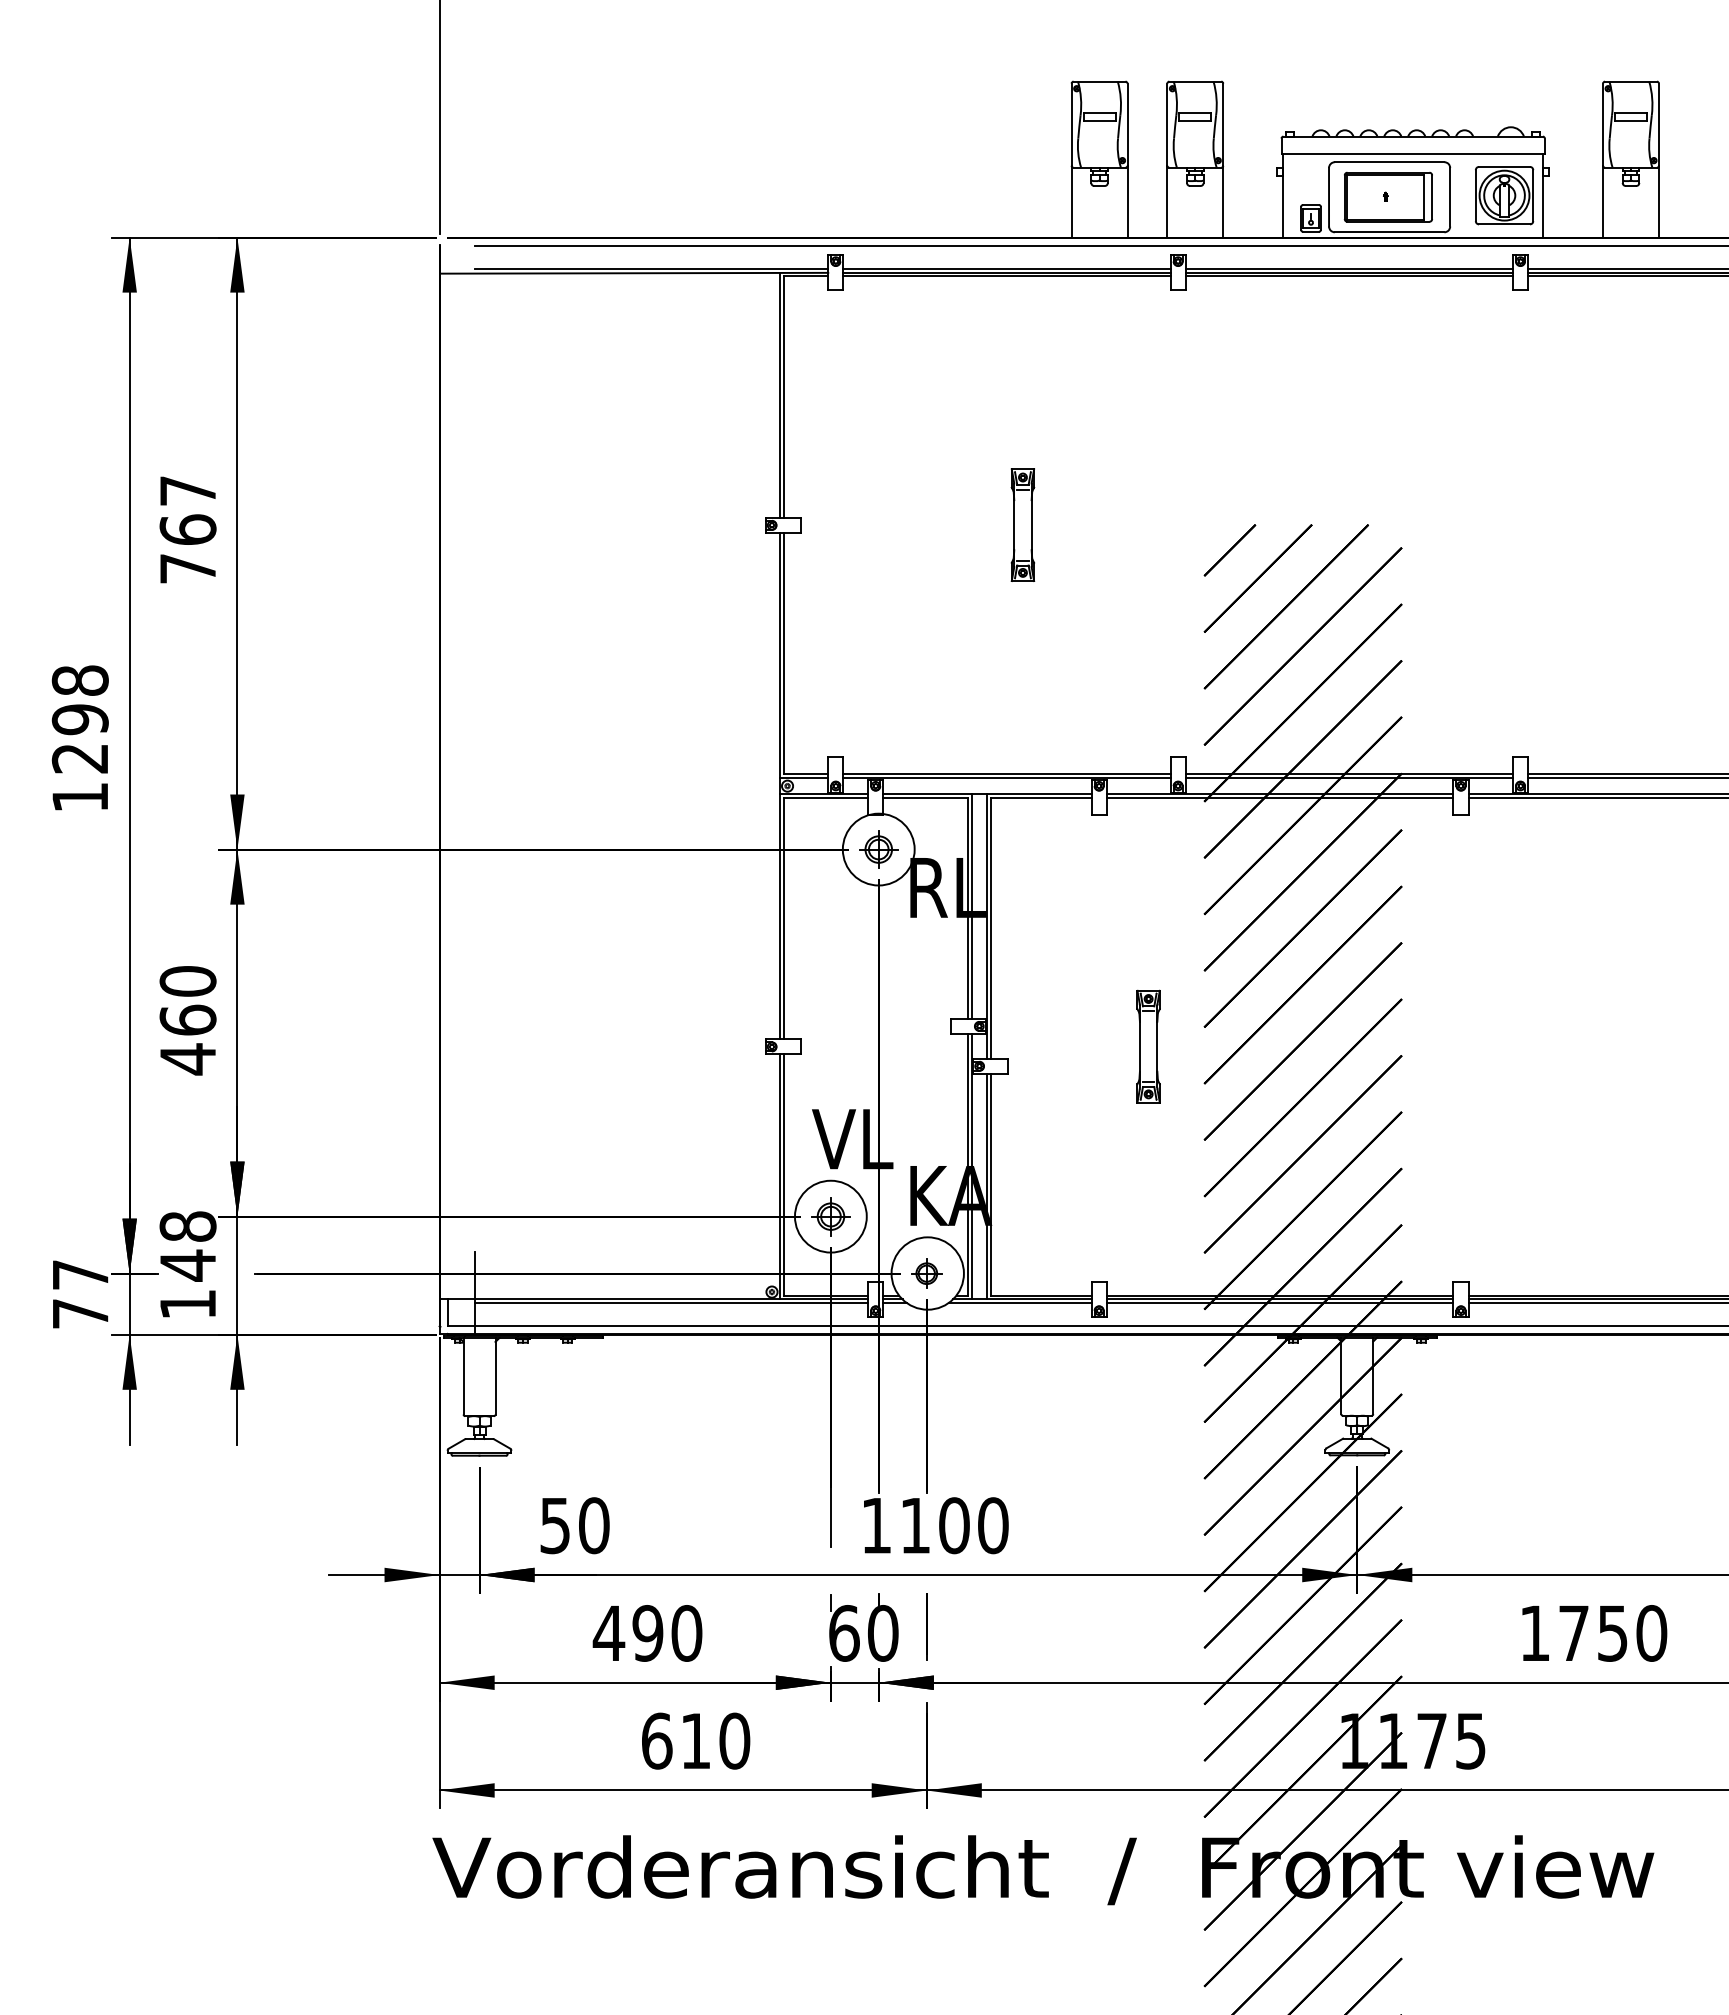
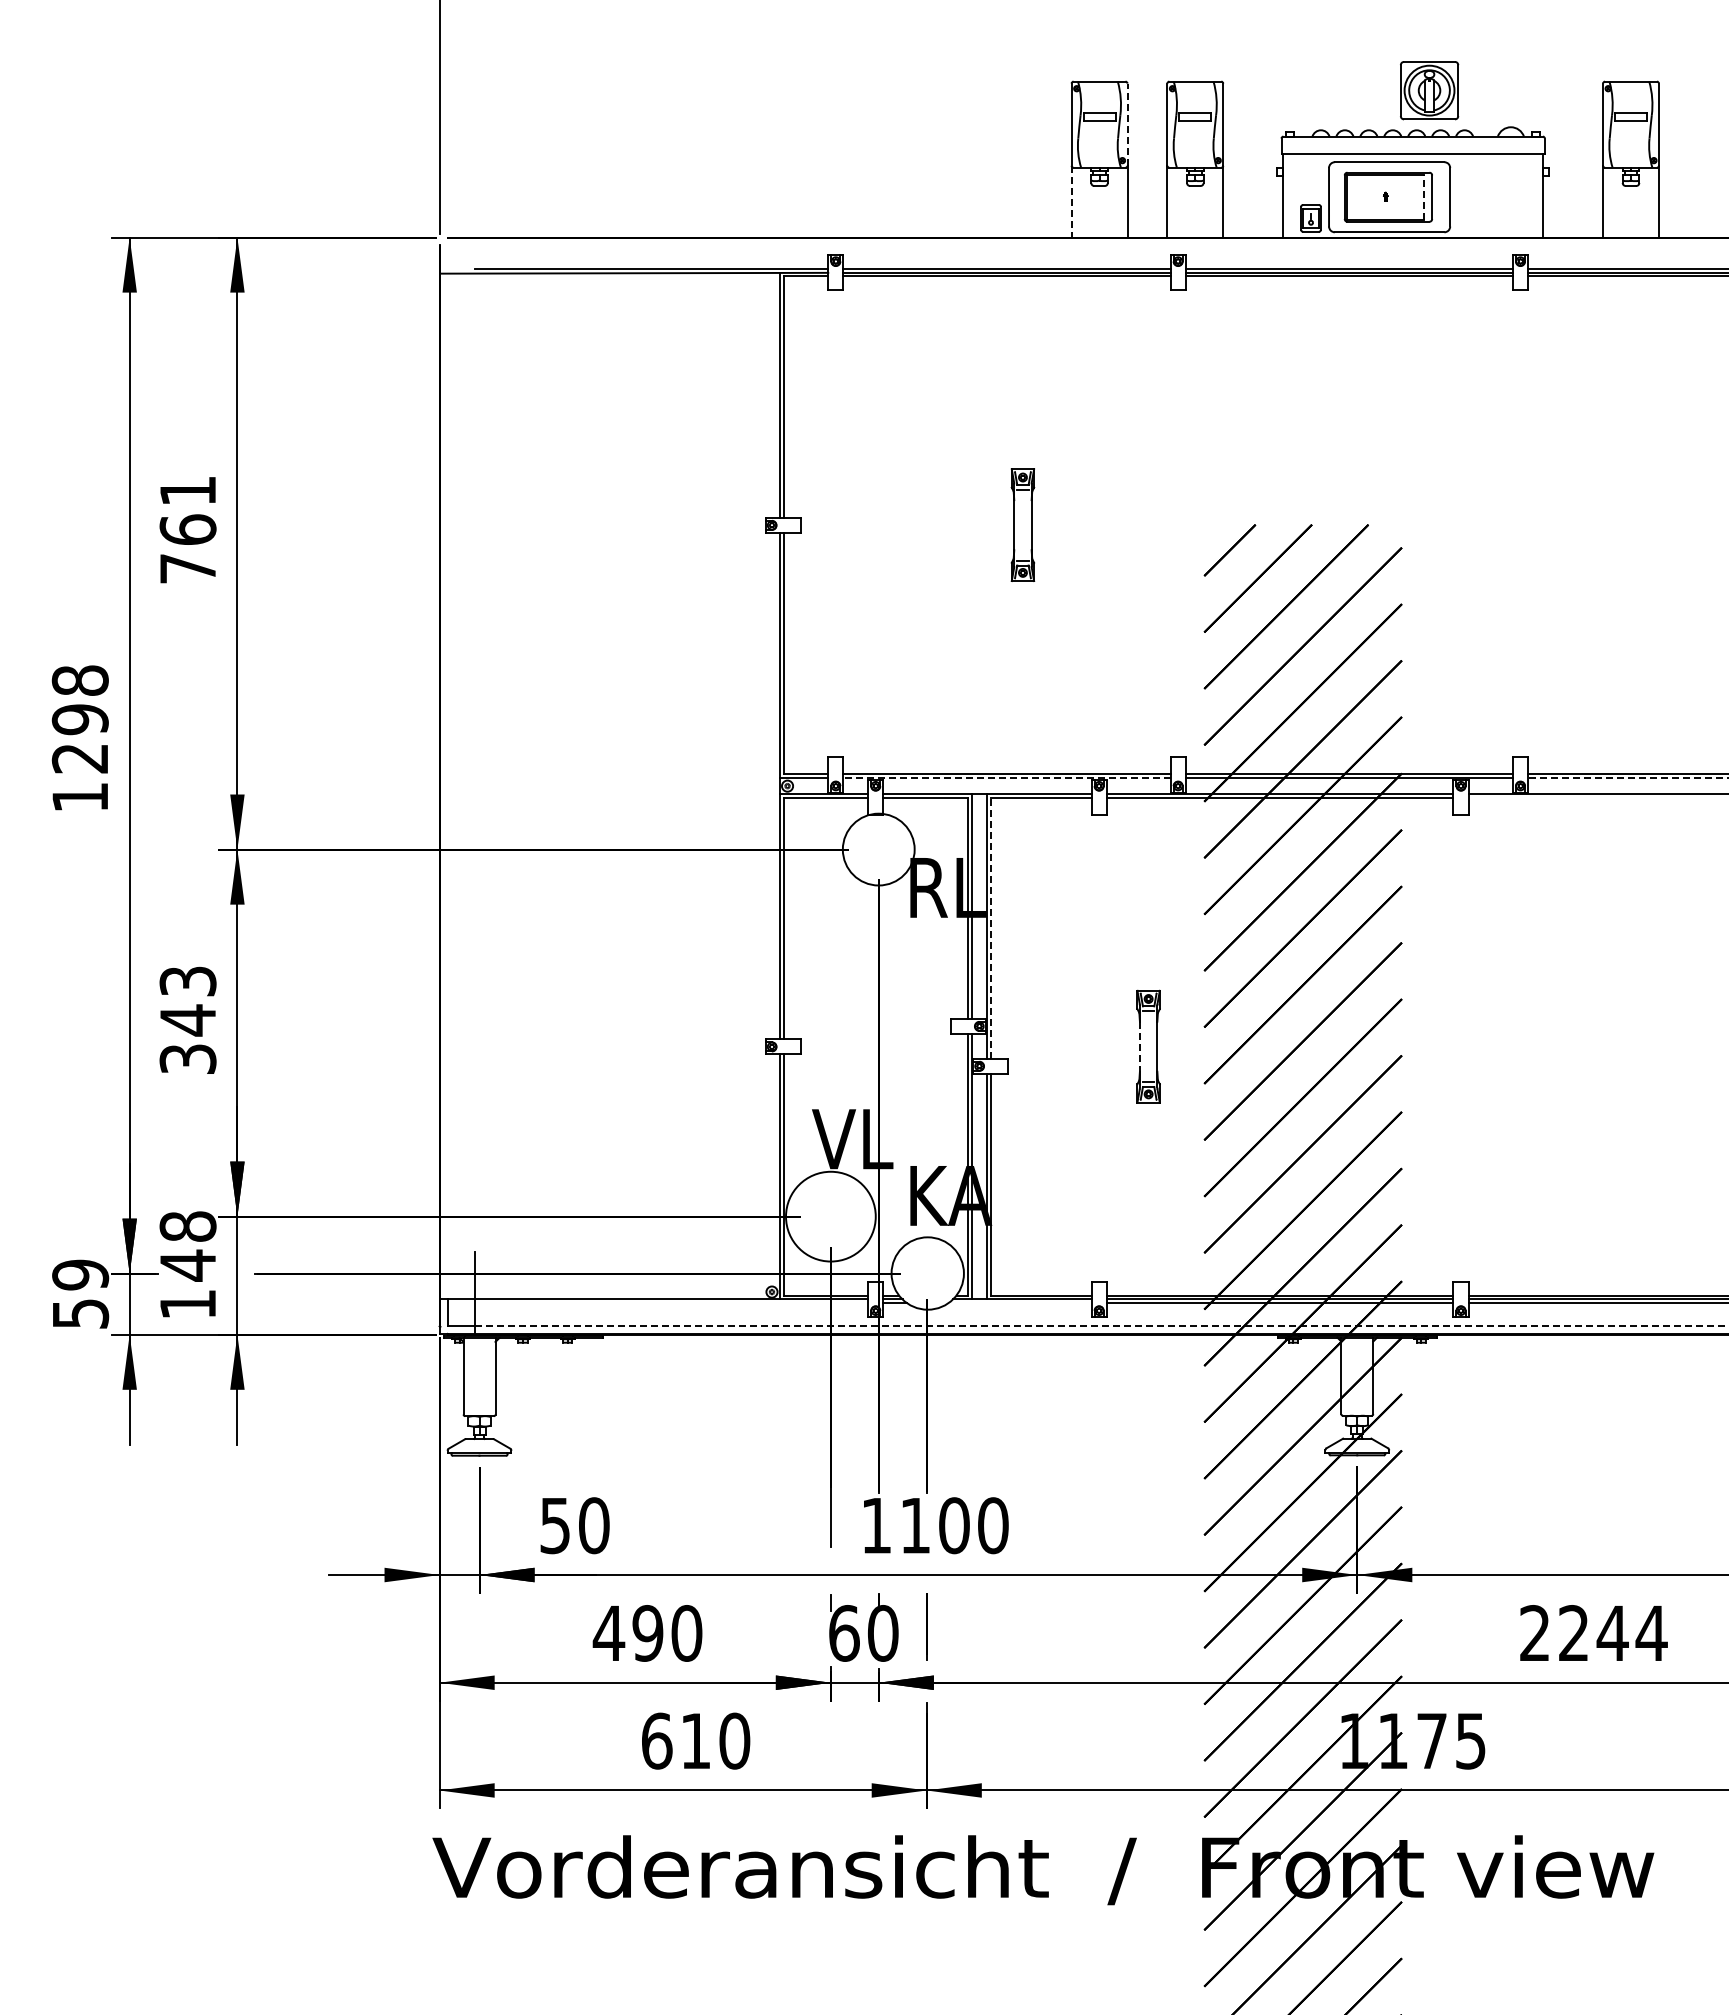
line: solid -> dashed (1127, 124)
part position: (1504, 195) -> (1429, 90) (1429, 90)
line: solid -> dashed (1424, 196)
line: solid -> dashed (1071, 201)
line: present -> none (1099, 246)
text: 767 -> 761 (187, 490)
line: solid -> dashed (1007, 778)
line: solid -> dashed (1627, 778)
line: present -> none (1596, 797)
part: present -> none (878, 849)
line: solid -> dashed (991, 928)
text: 460 -> 343 (187, 1020)
line: solid -> dashed (1139, 1047)
circle diameter: 72 px -> 90 px (830, 1216)
part: present -> none (830, 1216)
part: present -> none (926, 1273)
text: 77 -> 59 (80, 1293)
line: present -> none (671, 1303)
line: present -> none (1019, 1303)
line: solid -> dashed (1101, 1326)
text: 1750 -> 2244 (1593, 1633)
